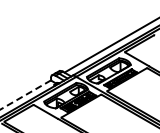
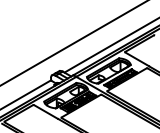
line: none -> present (73, 43)
line: dashed -> solid (25, 95)
